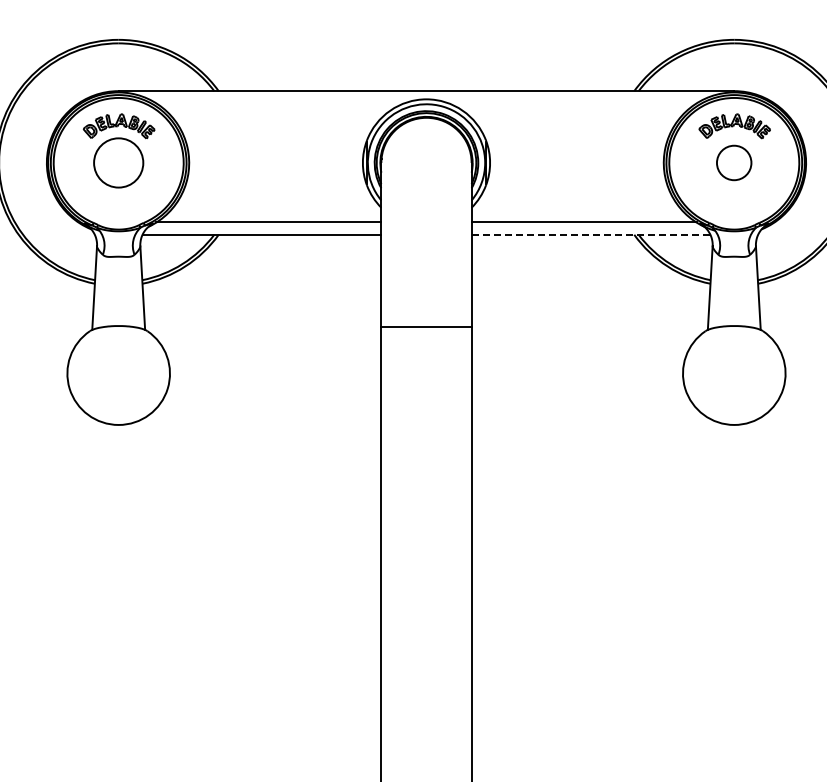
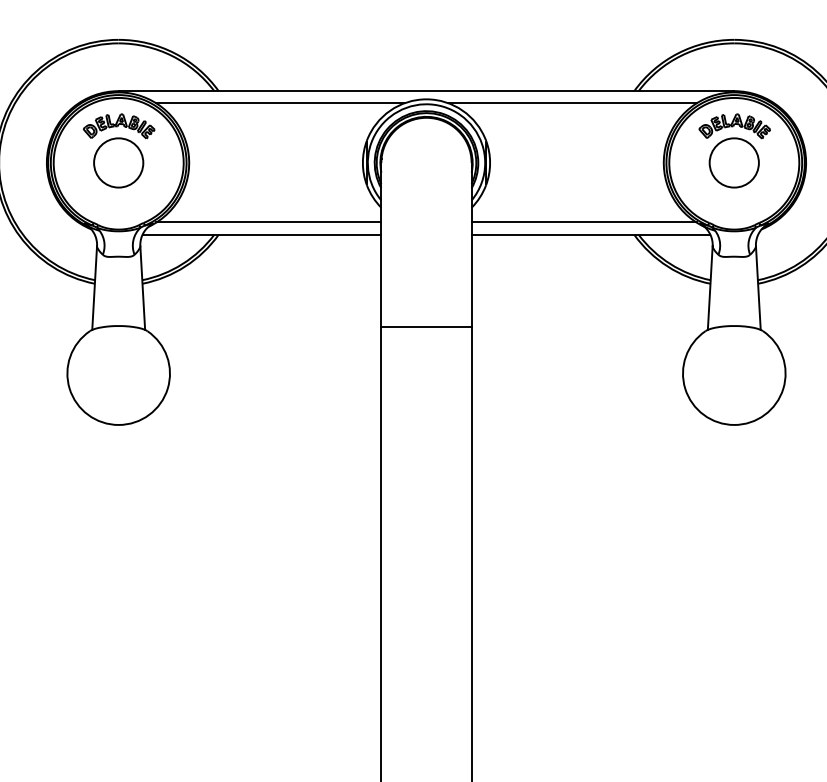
line: none -> present (280, 103)
line: none -> present (572, 103)
circle size: 37x38 px -> 52x52 px (733, 162)
line: dashed -> solid (590, 234)
